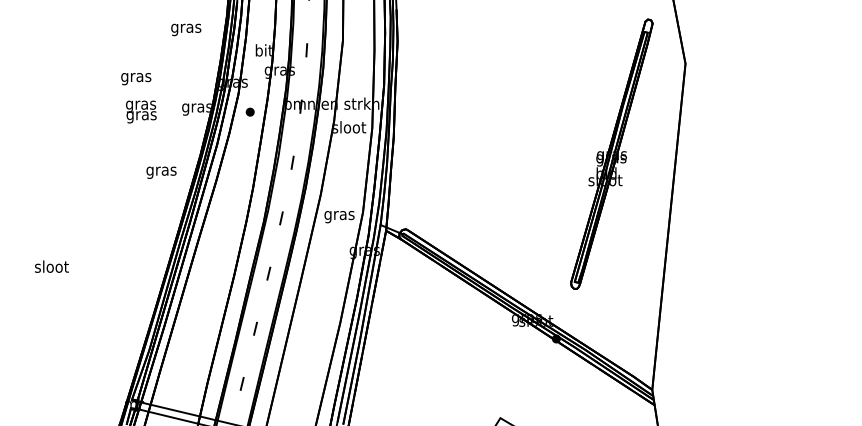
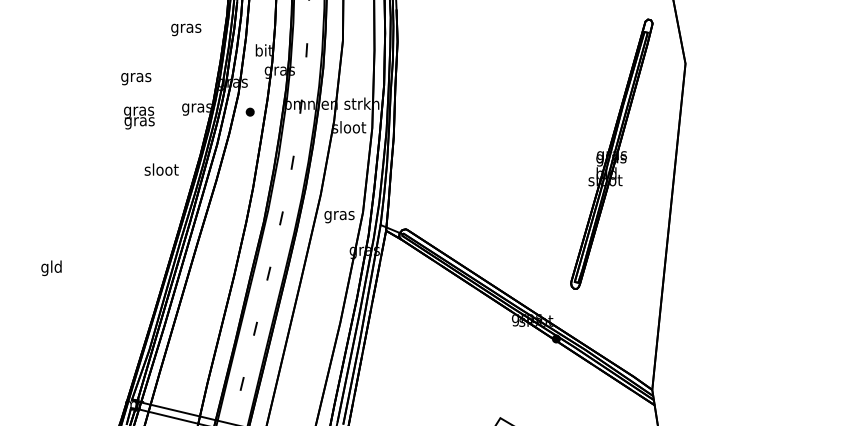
text position: (141, 111) -> (139, 117) (139, 117)
text: gras -> sloot (161, 170)
text: sloot -> gld (51, 268)
